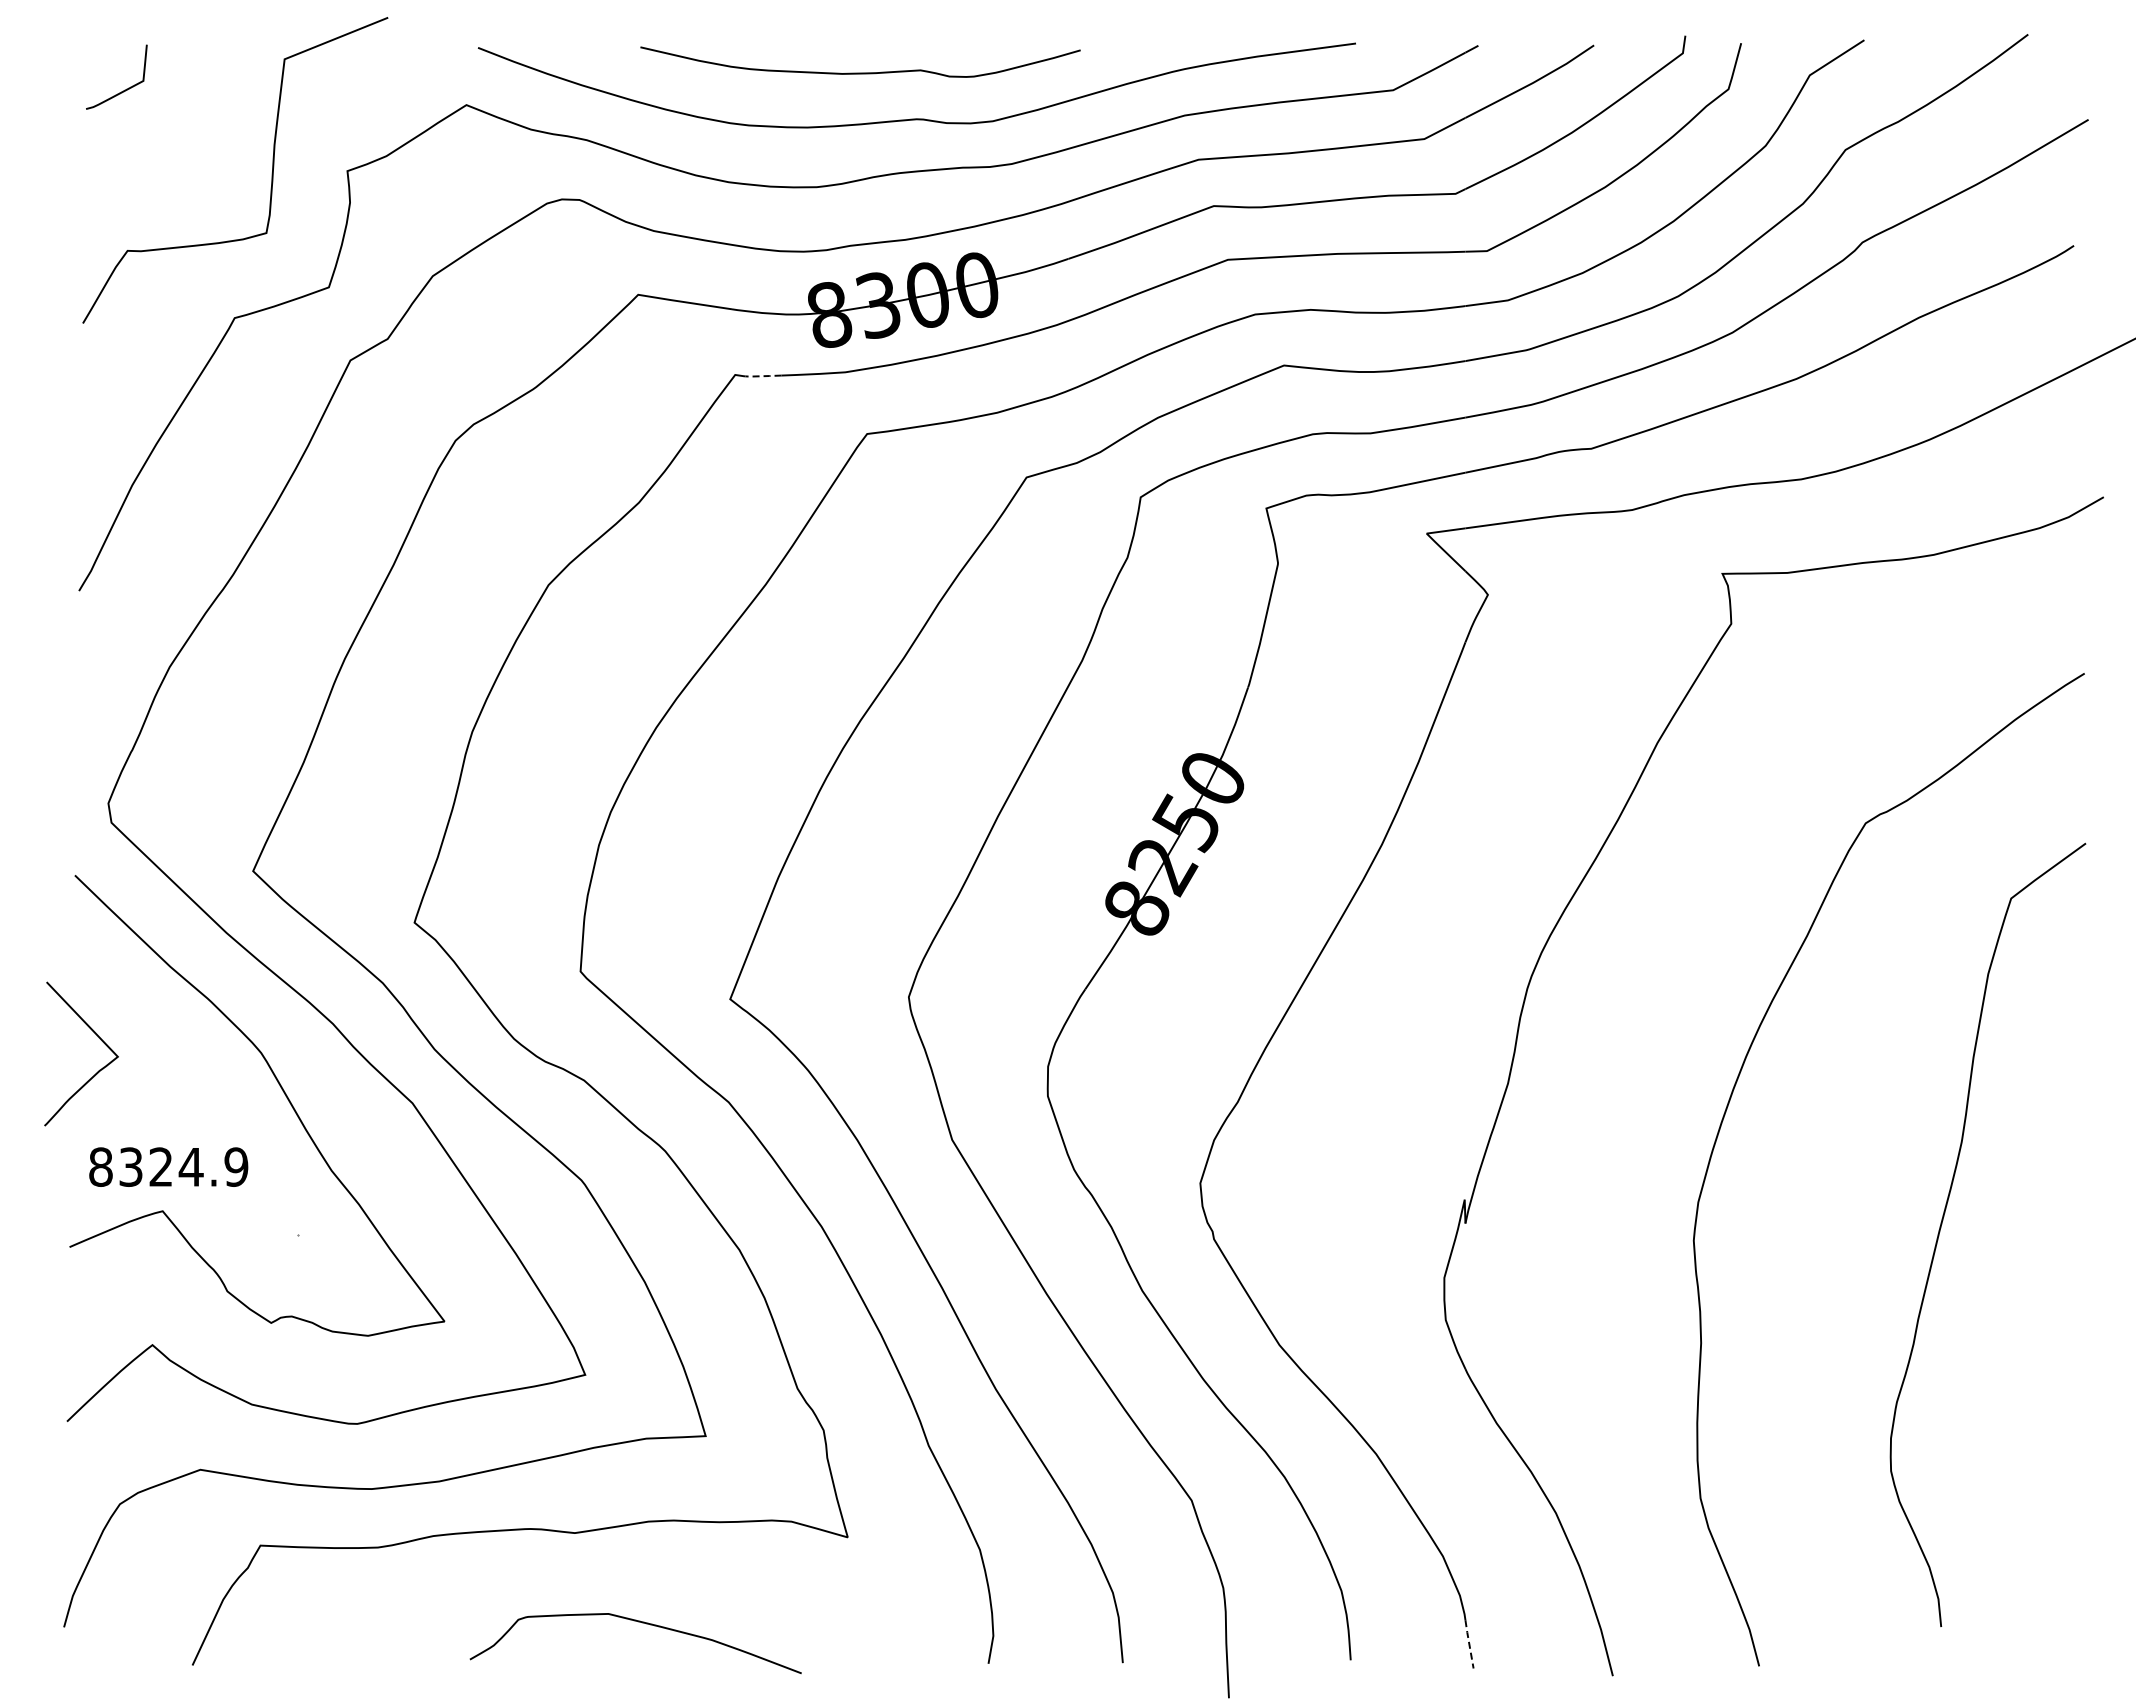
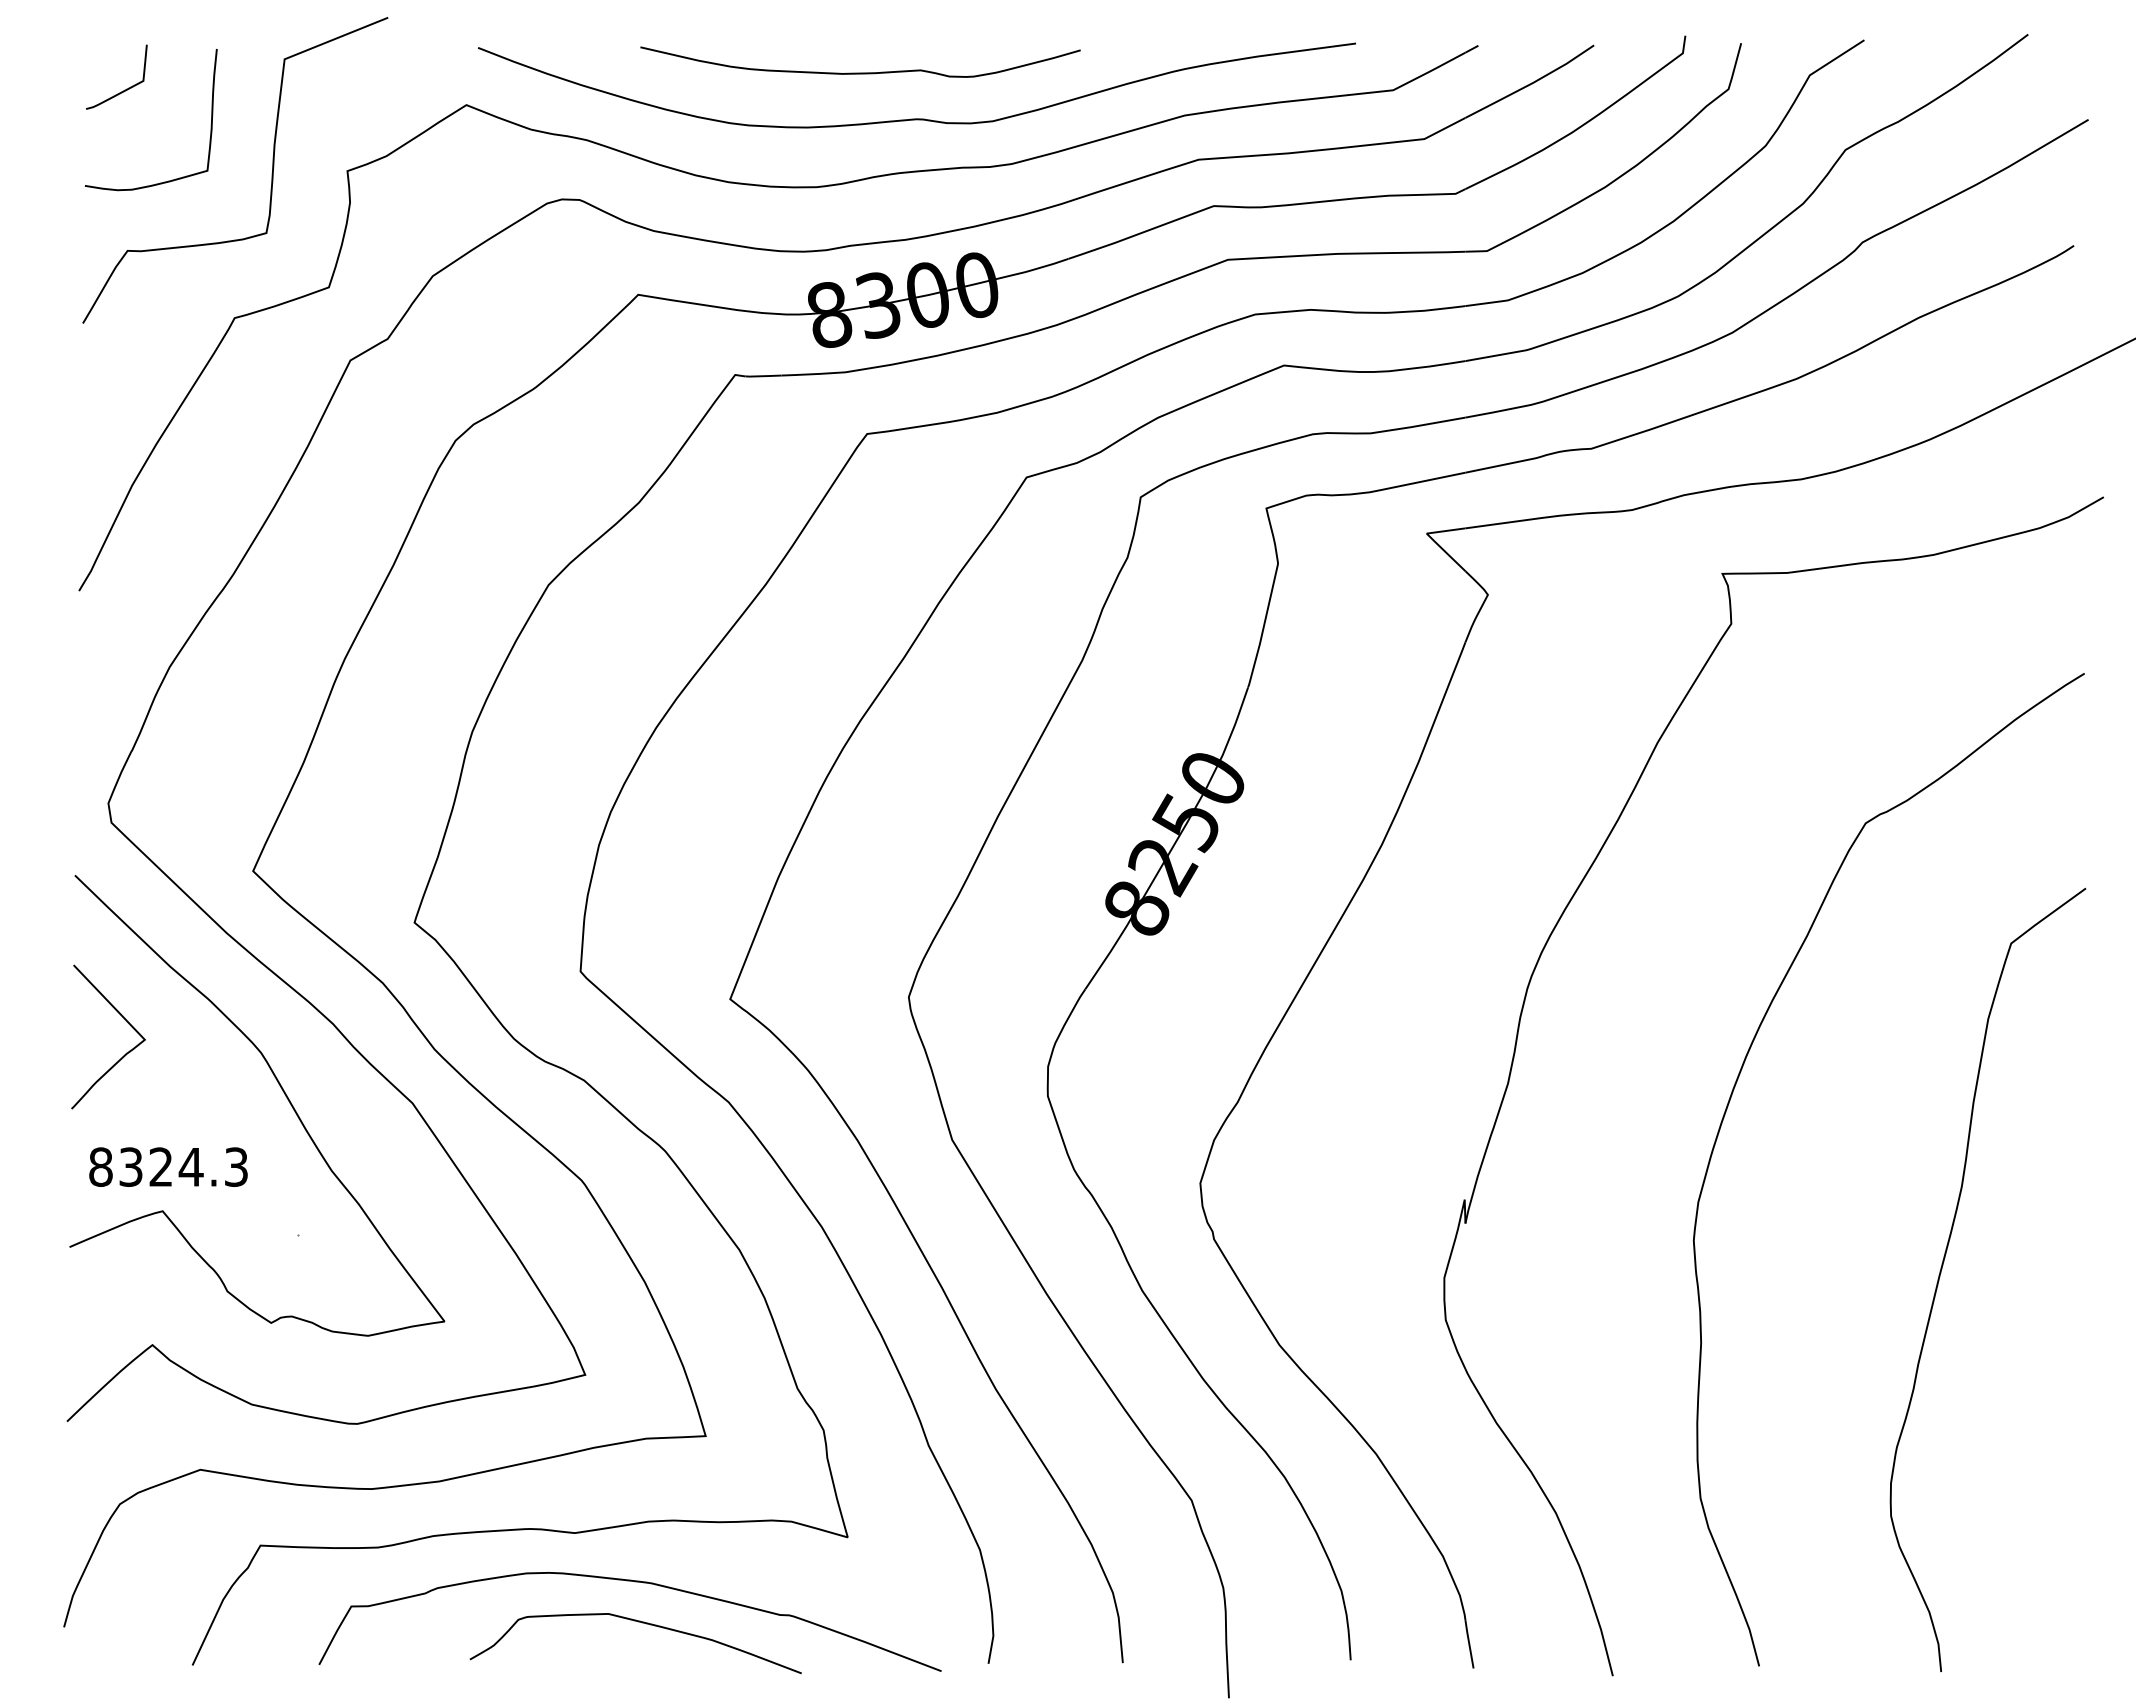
curve: none -> present (210, 124)
line: dashed -> solid (763, 376)
curve position: (101, 1041) -> (128, 1024) (128, 1024)
text: 8324.9 -> 8324.3 (236, 1166)
curve position: (1942, 1224) -> (1942, 1269) (1942, 1269)
curve: none -> present (635, 1582)
line: dashed -> solid (1469, 1644)
